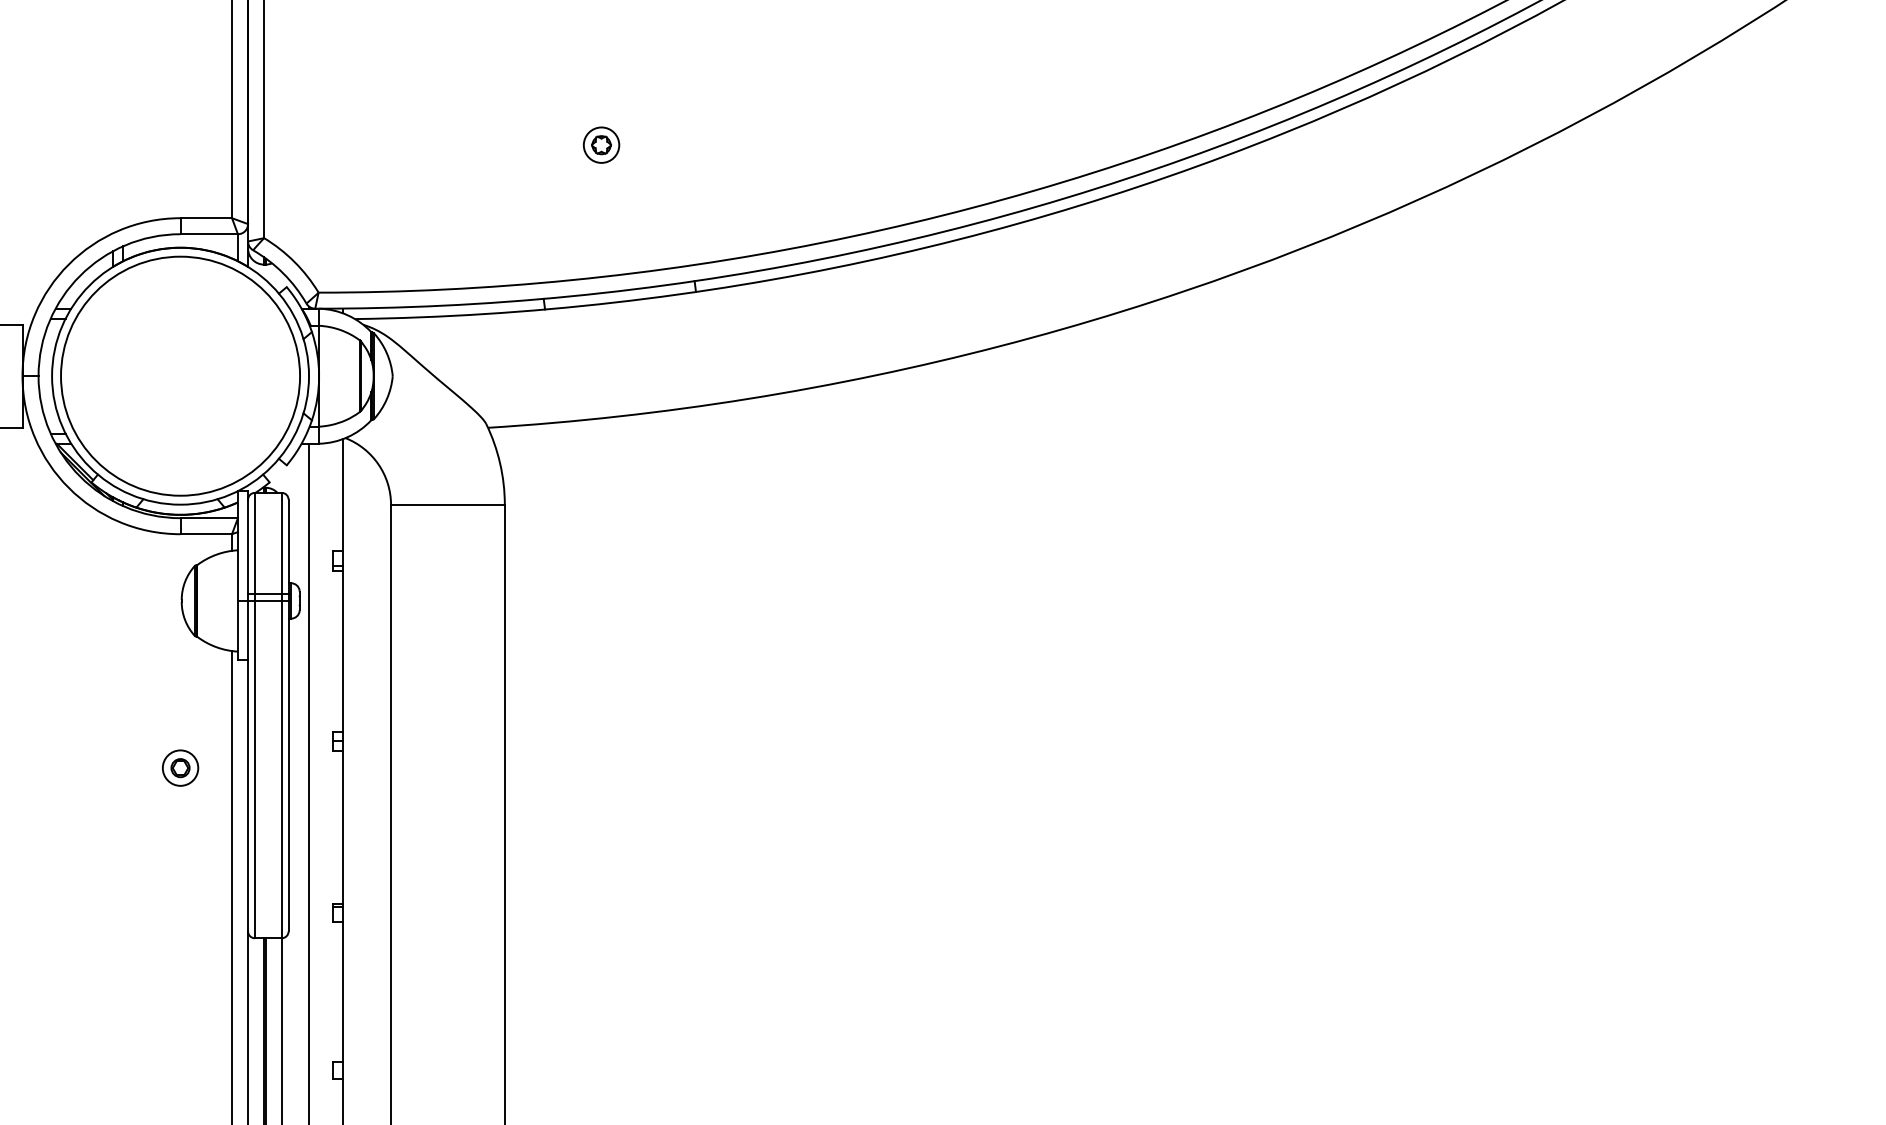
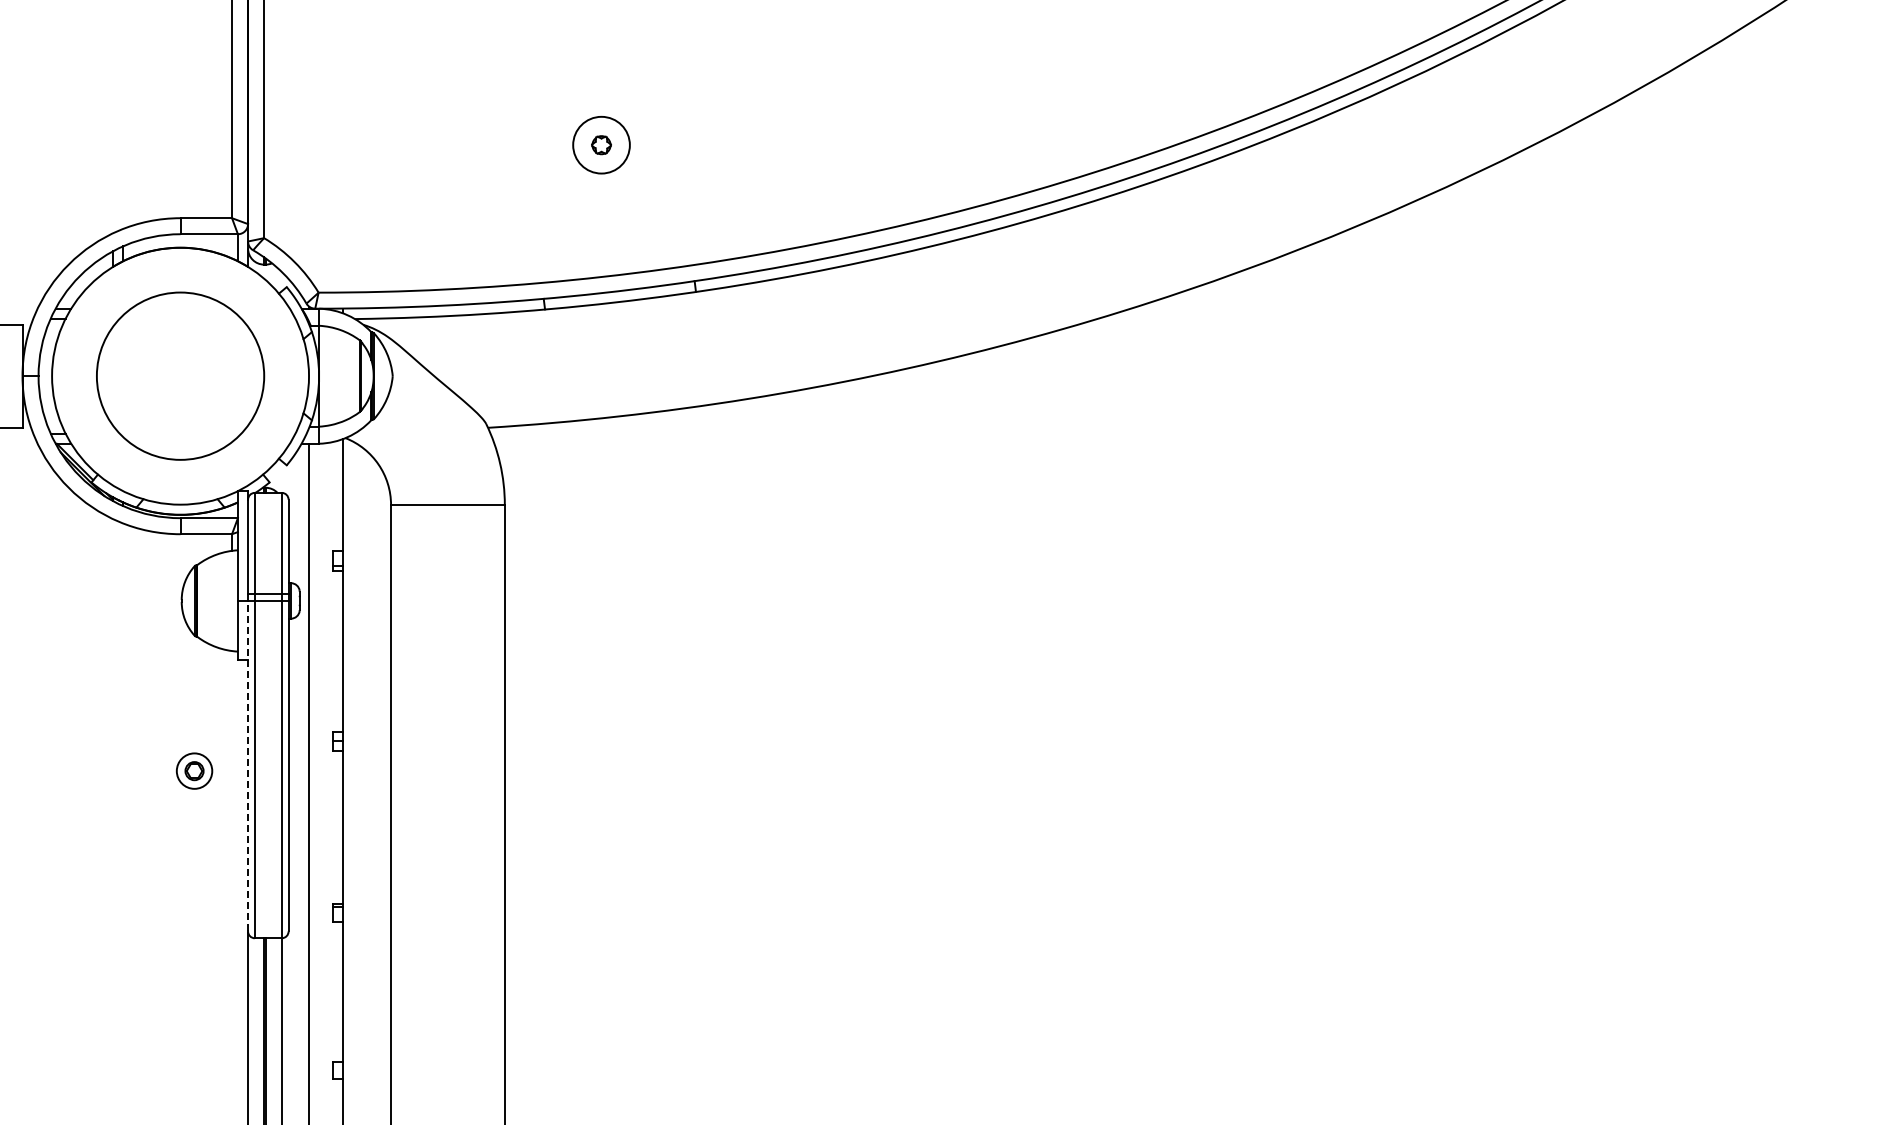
circle diameter: 35 px -> 57 px (601, 144)
circle diameter: 239 px -> 167 px (180, 375)
line: solid -> dashed (248, 765)
part position: (180, 767) -> (194, 770) (194, 770)
line: present -> none (232, 886)
